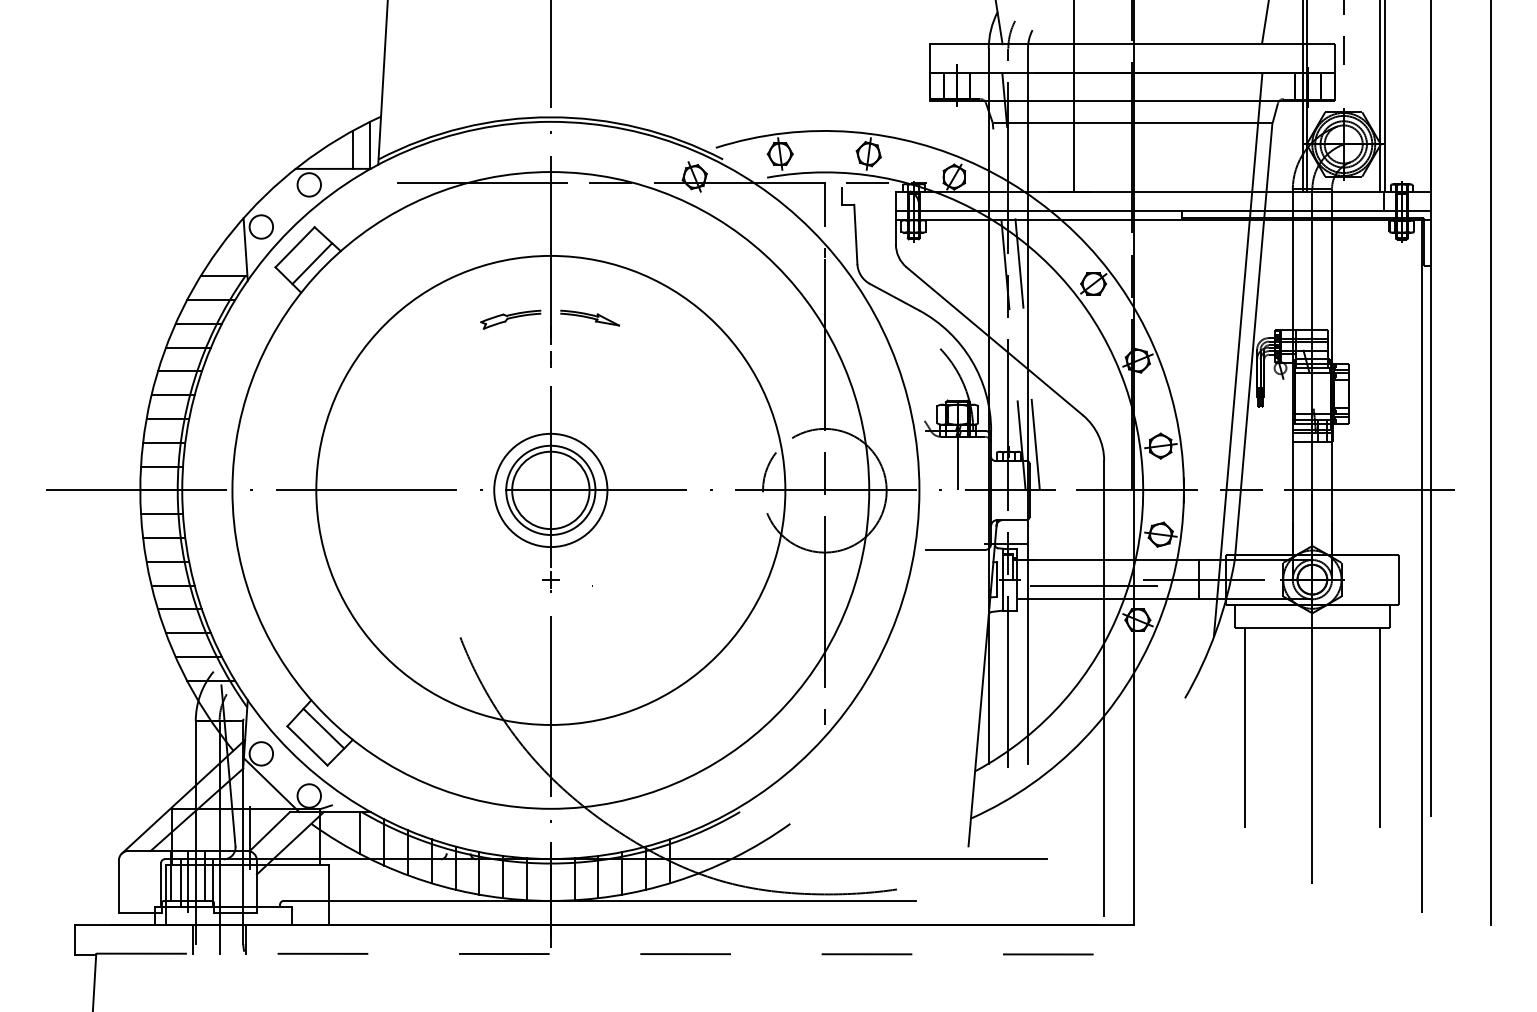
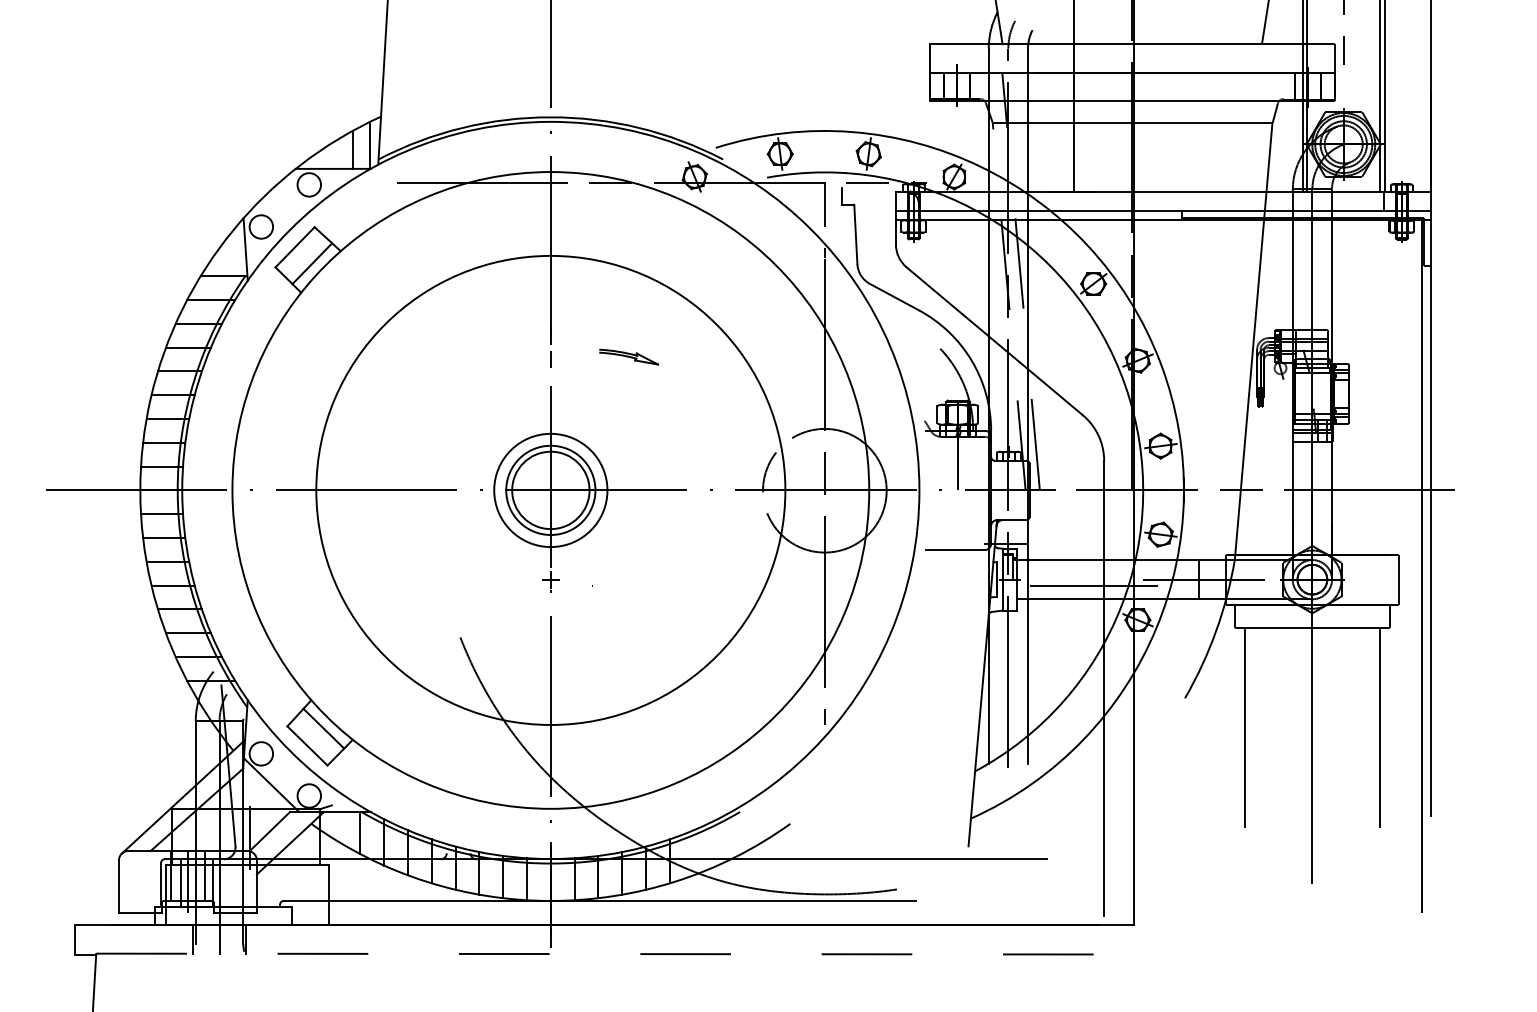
part position: (590, 317) -> (629, 356) (629, 356)
part: present -> none (510, 319)
line: present -> none (1237, 354)
line: present -> none (1490, 463)
